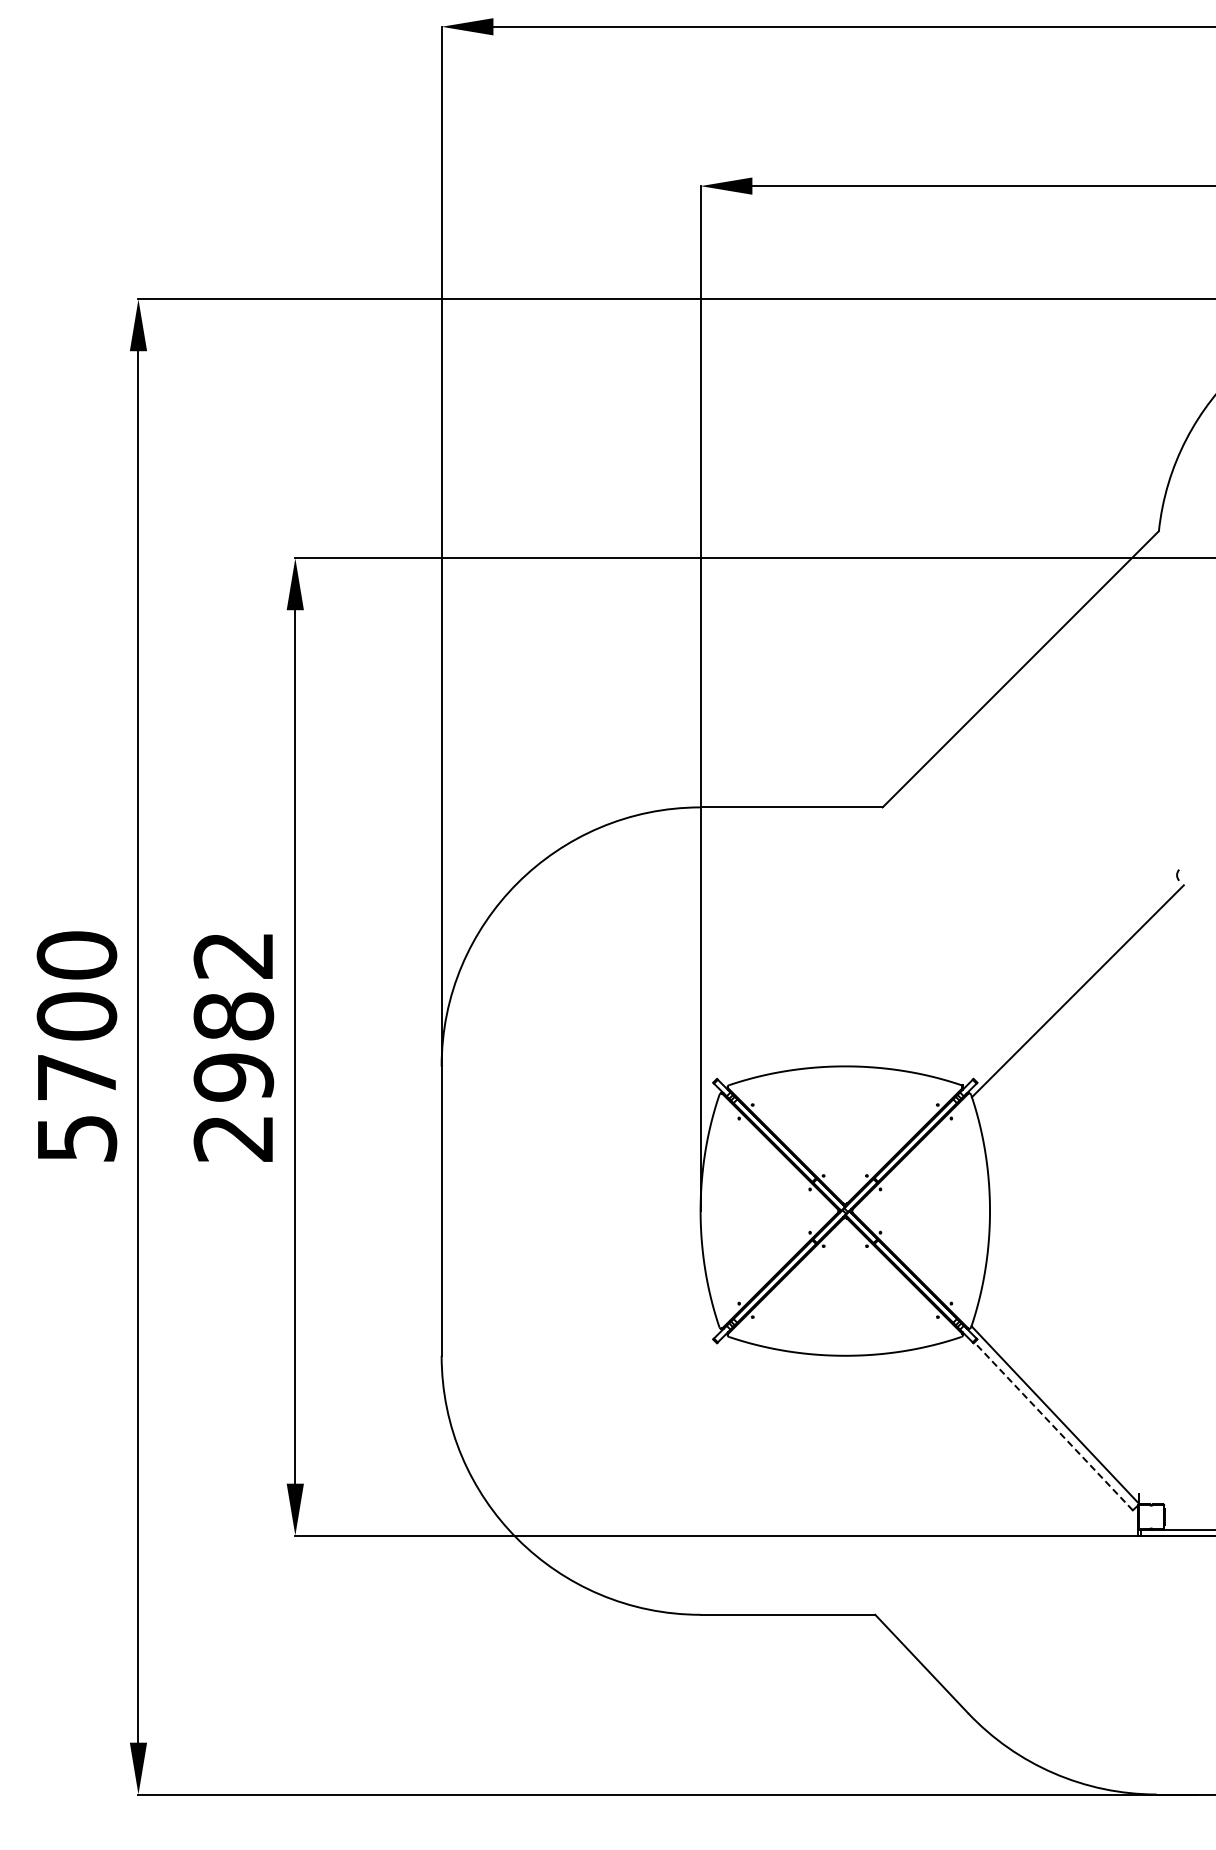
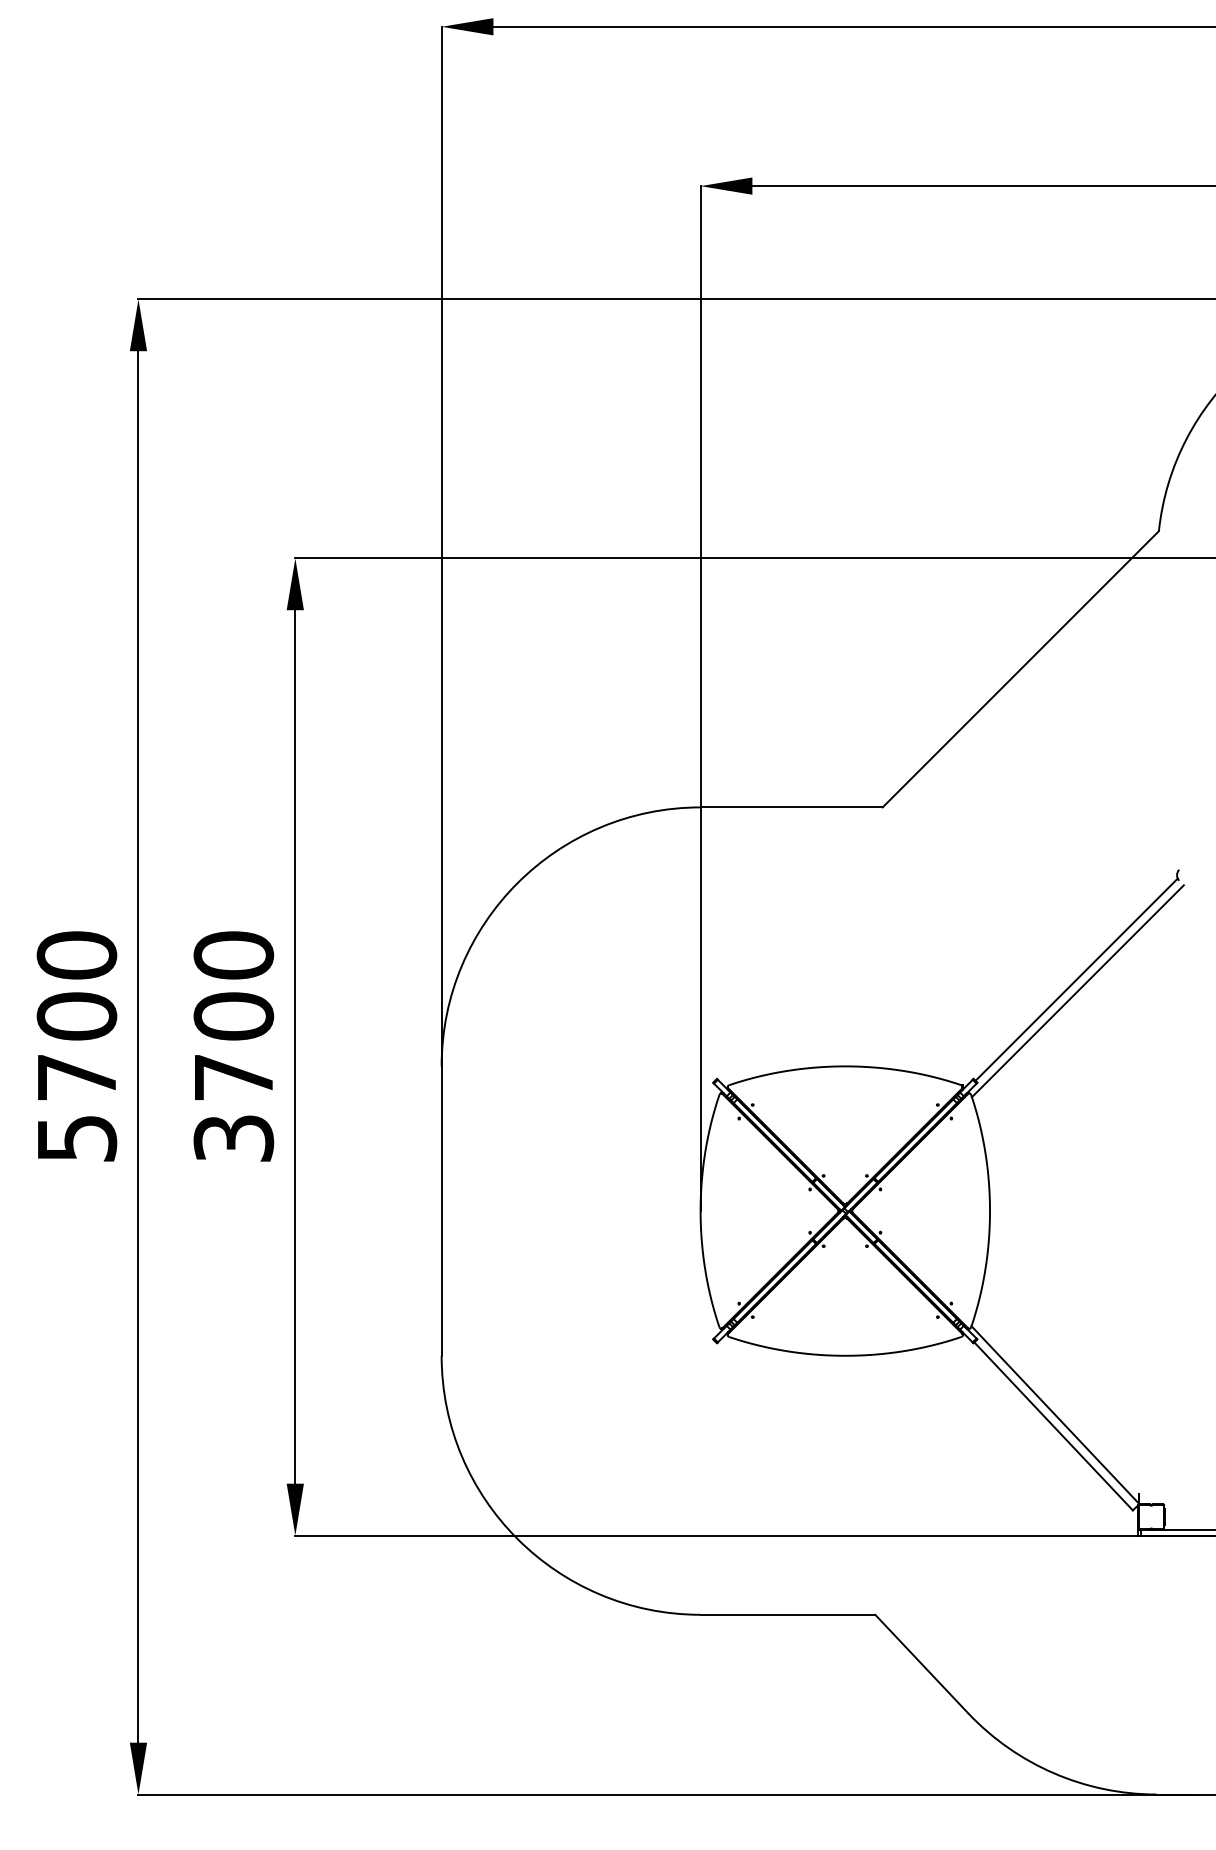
line: none -> present (1076, 979)
text: 2982 -> 3700 (233, 1046)
line: dashed -> solid (1053, 1426)
